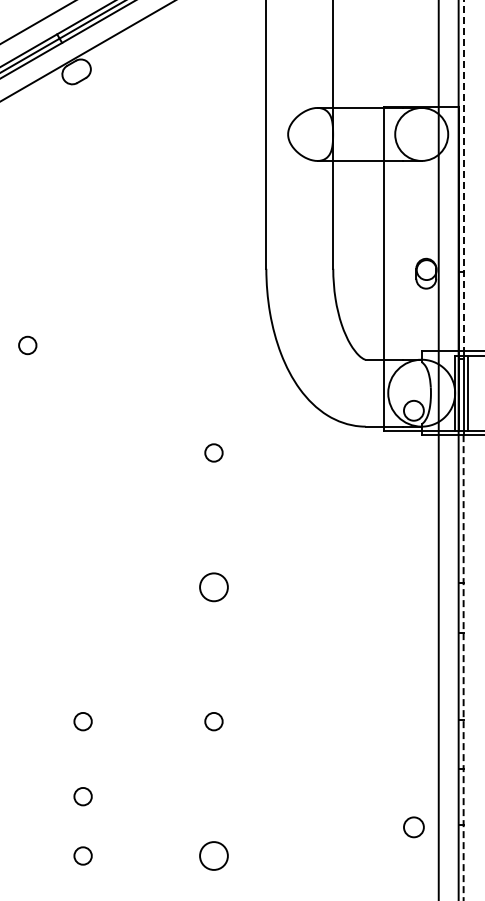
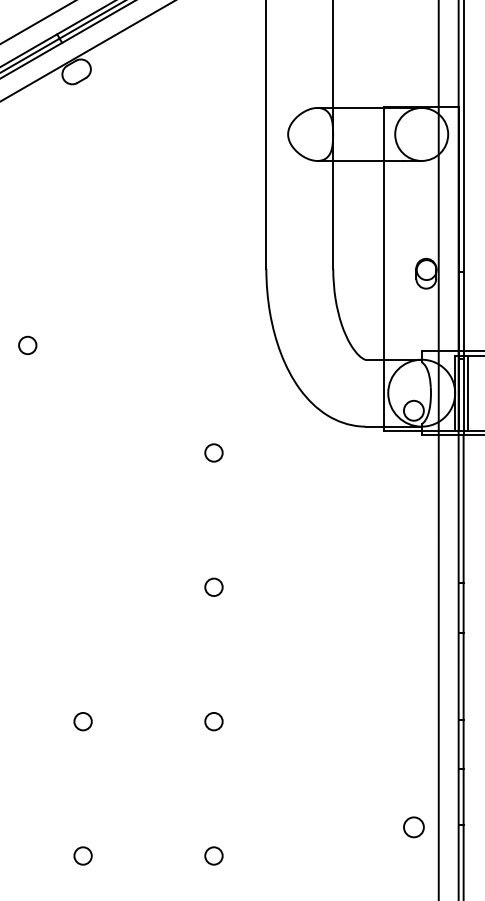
line: dashed -> solid (463, 176)
circle diameter: 28 px -> 17 px (213, 587)
line: dashed -> solid (463, 668)
circle: present -> none (82, 796)
circle diameter: 28 px -> 17 px (213, 855)
